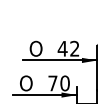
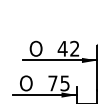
text: 70 -> 75 (64, 83)
